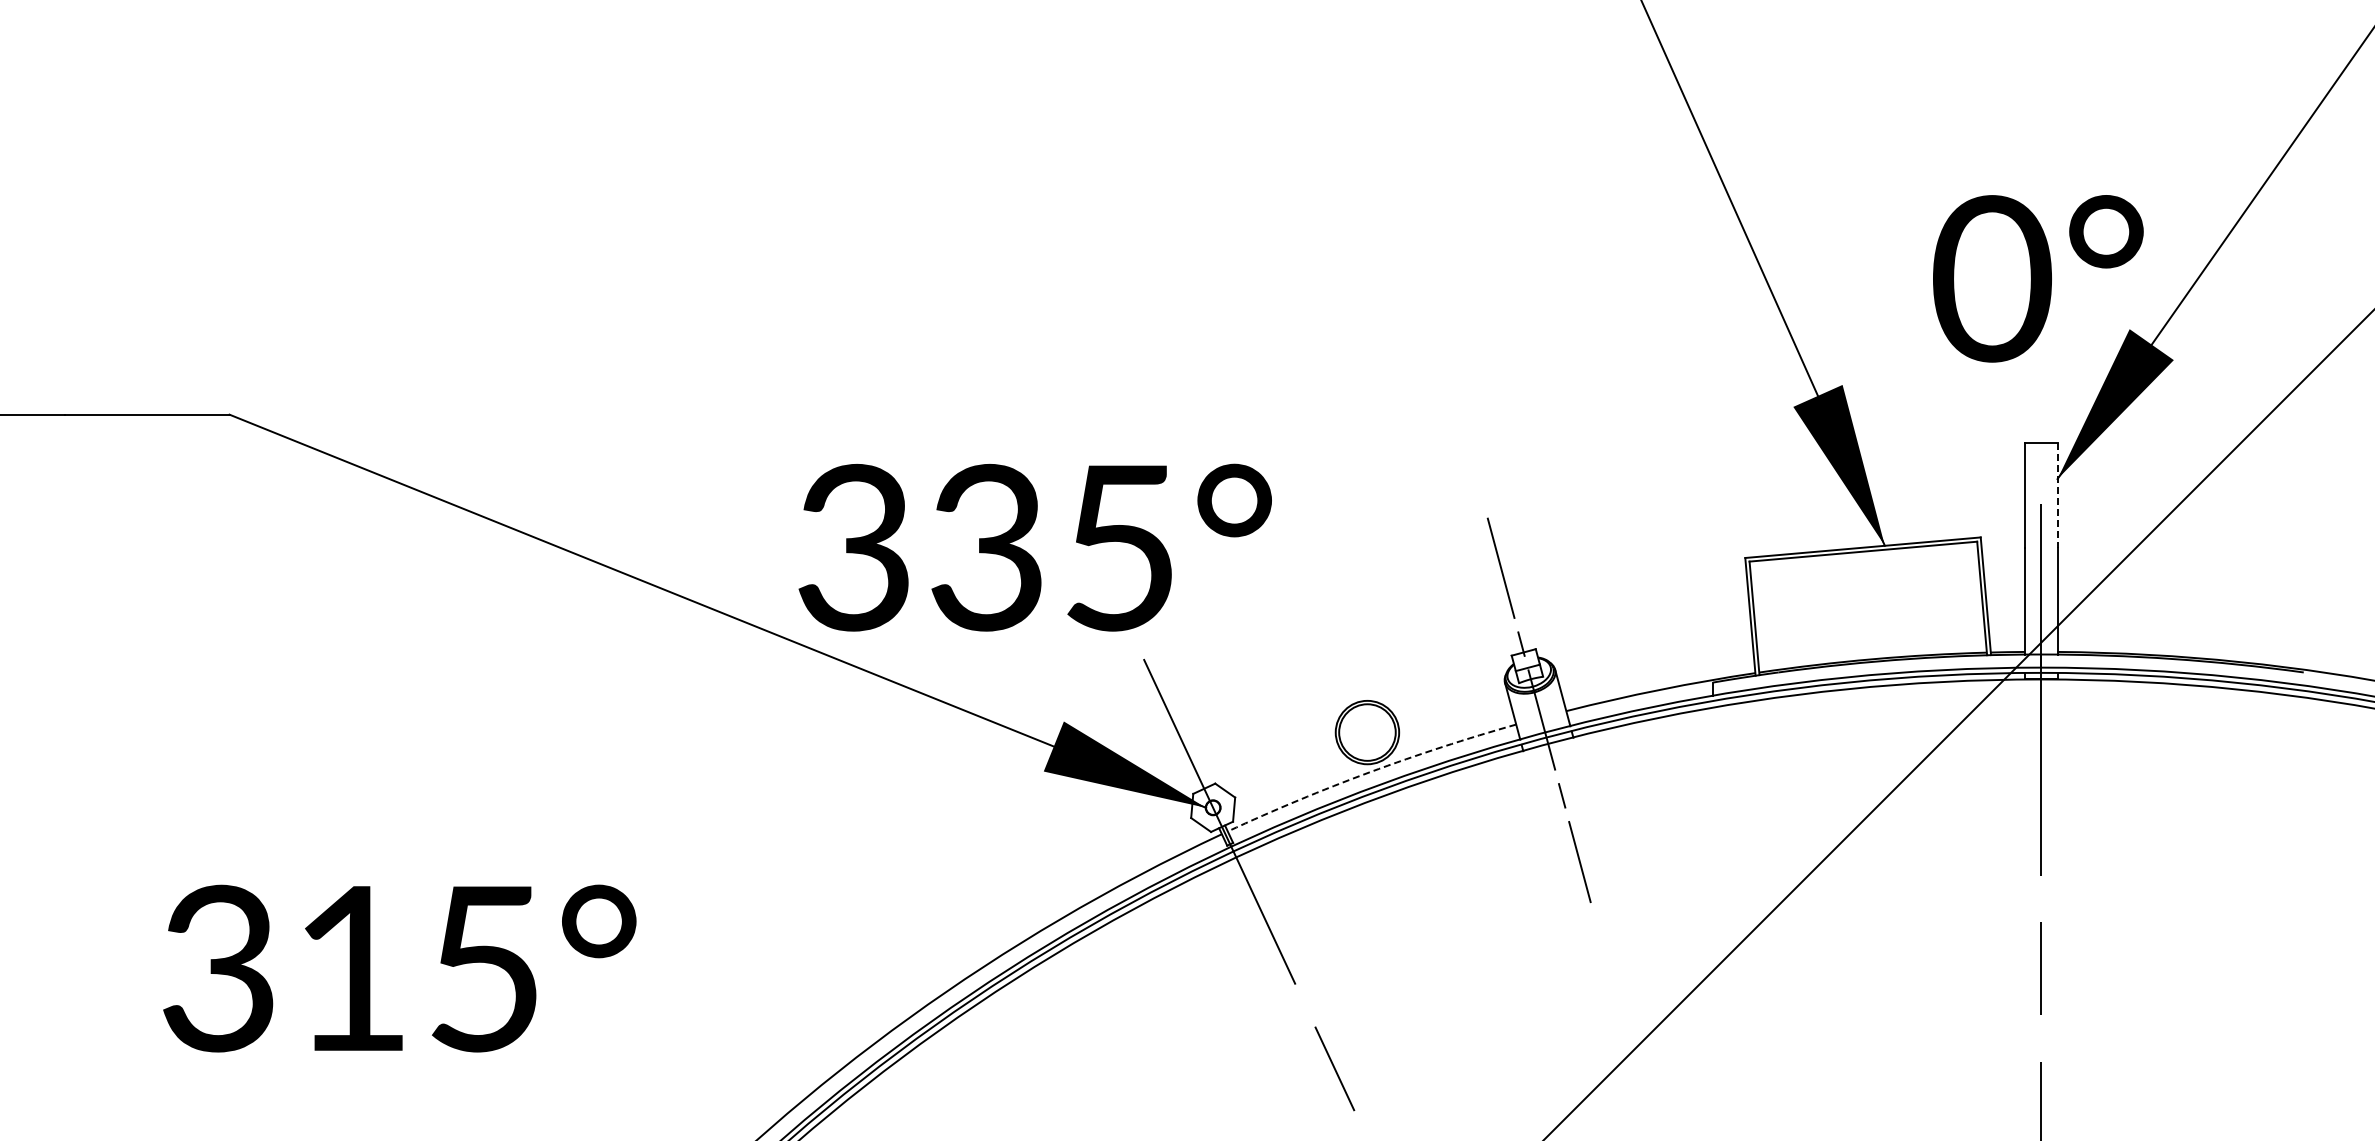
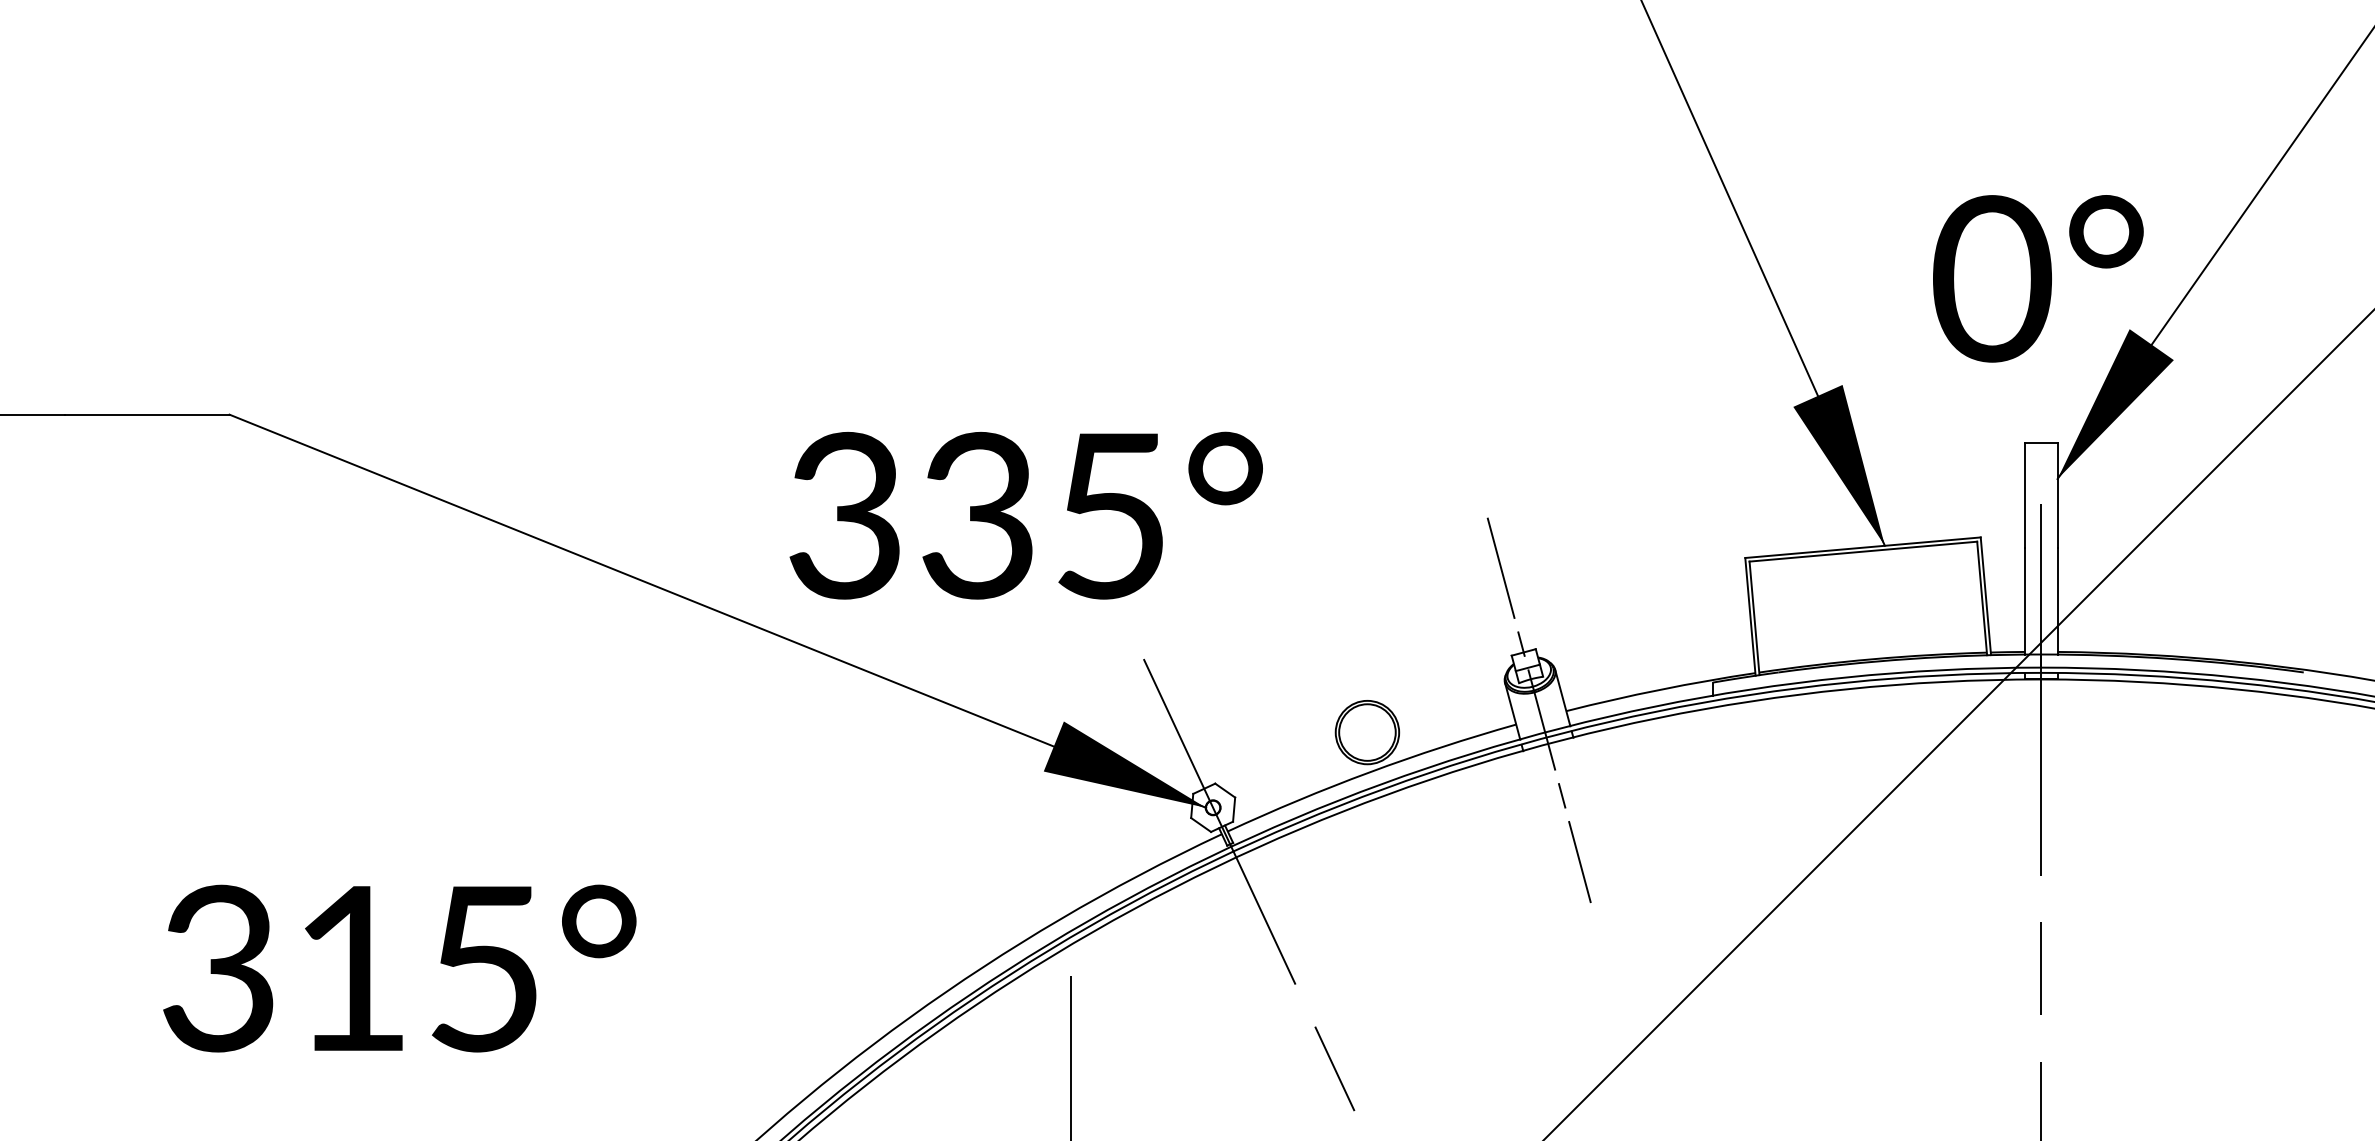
line: dashed -> solid (2057, 495)
text position: (1034, 547) -> (1025, 515) (1025, 515)
arc: dashed -> solid (1369, 772)
line: none -> present (1070, 1056)
